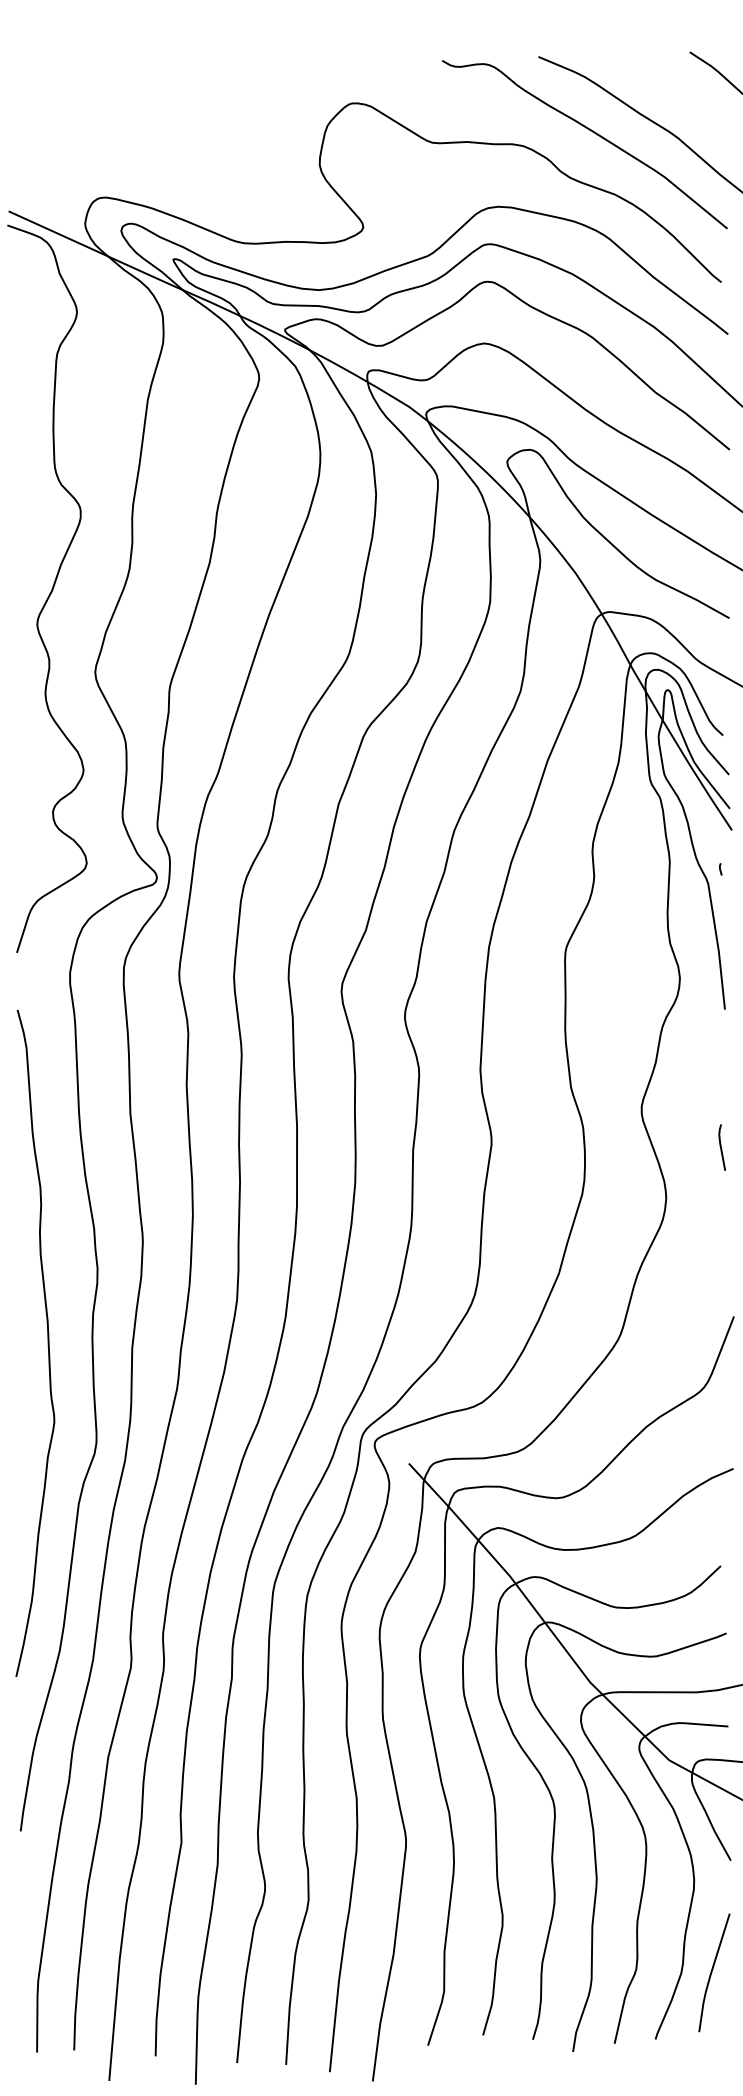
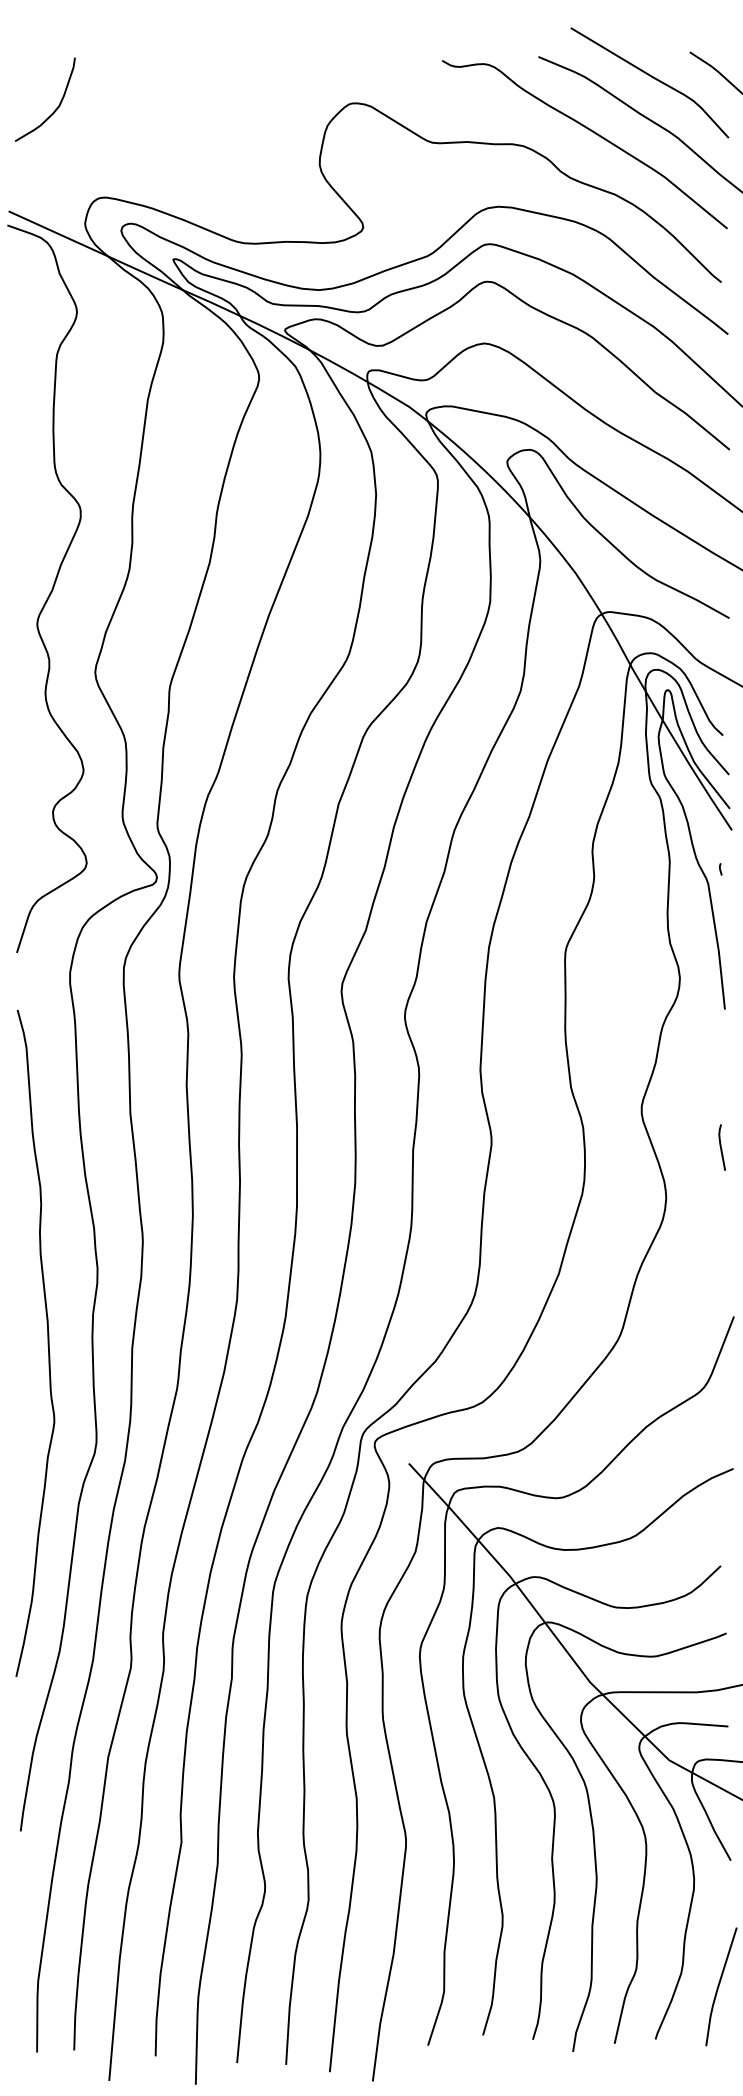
curve: none -> present (652, 78)
curve: none -> present (56, 107)
line position: (712, 1972) -> (719, 1986) (719, 1986)
